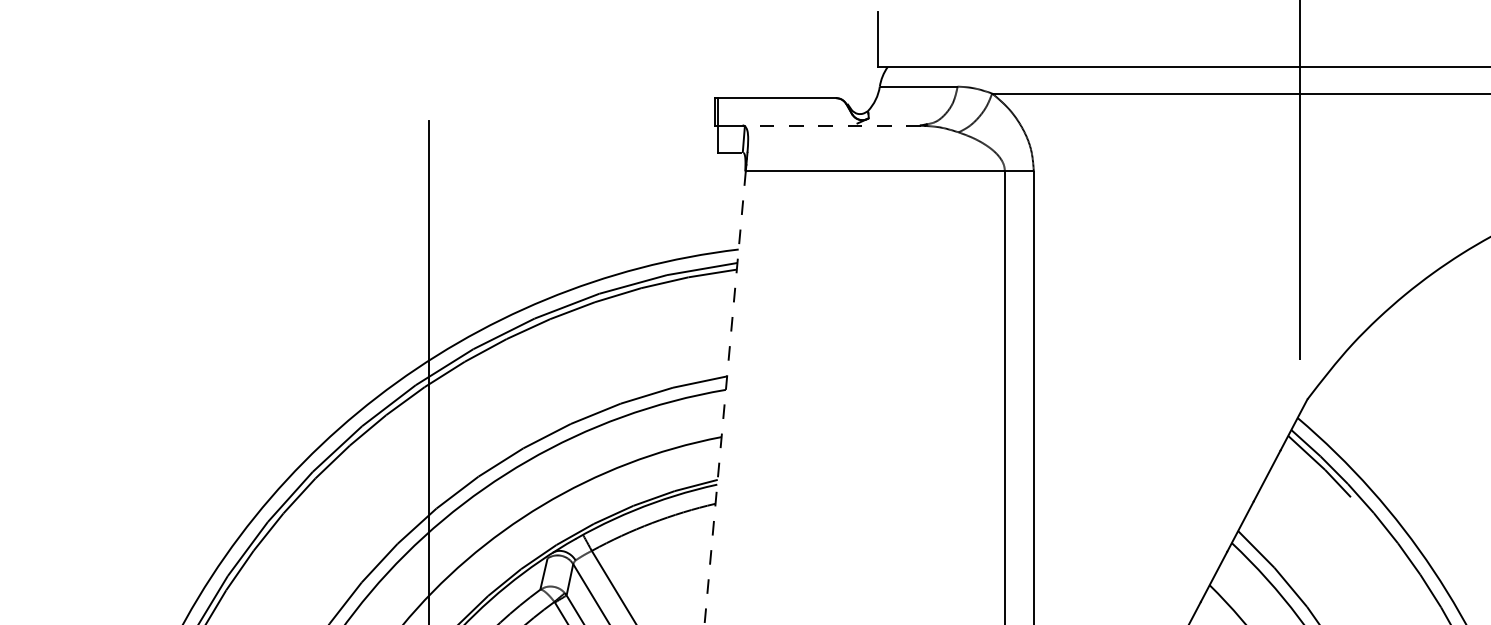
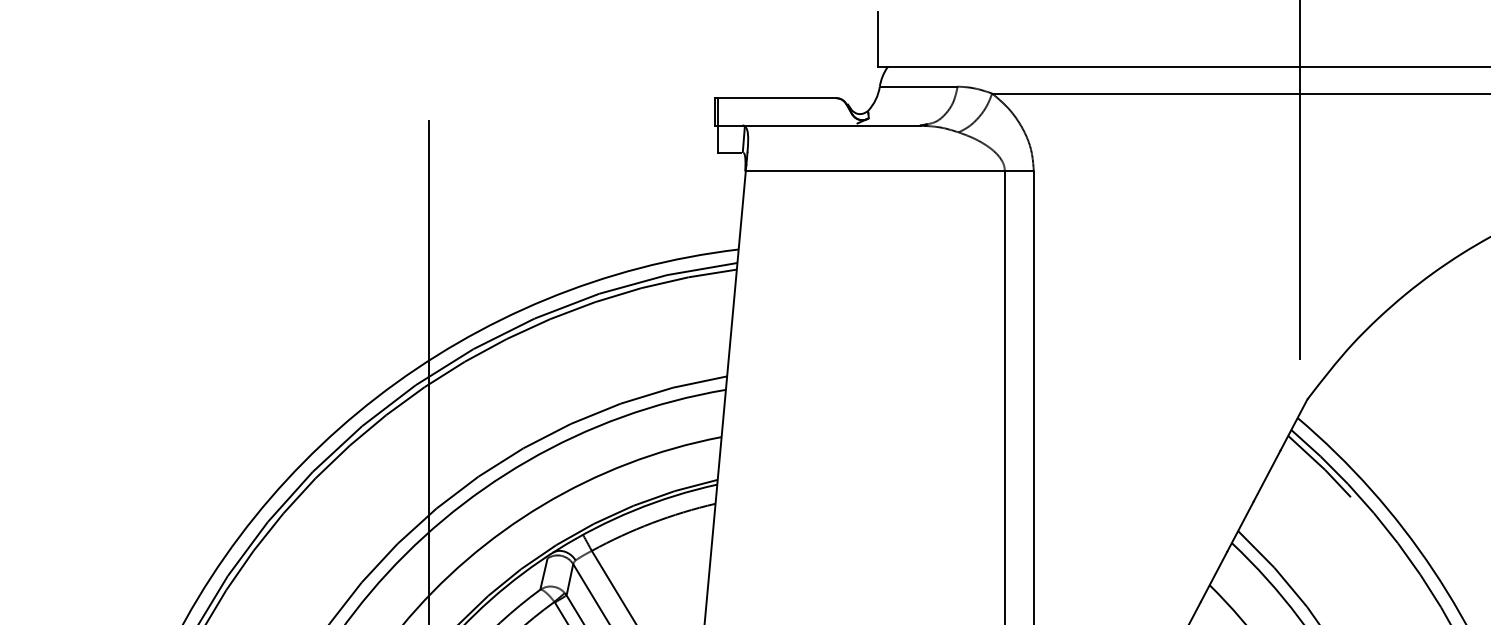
line: dashed -> solid (832, 125)
line: dashed -> solid (725, 398)
